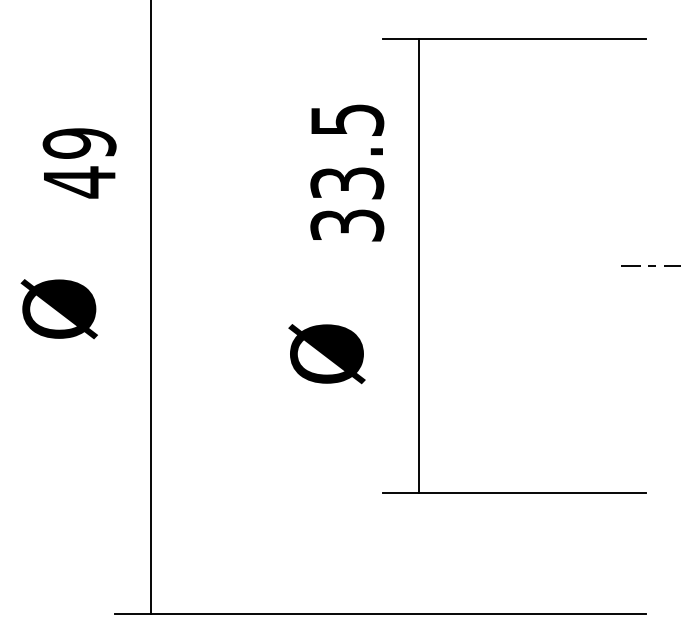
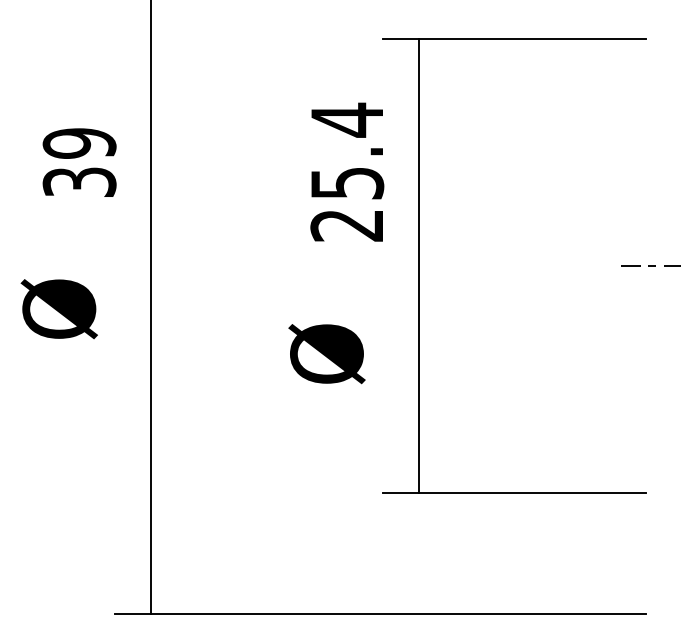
text: 33.5 -> 25.4 (347, 171)
text: 49 -> 39 (79, 182)
